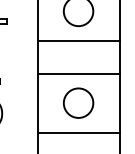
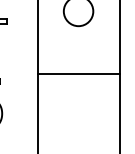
line: present -> none (78, 40)
circle: present -> none (78, 102)
line: present -> none (78, 132)
